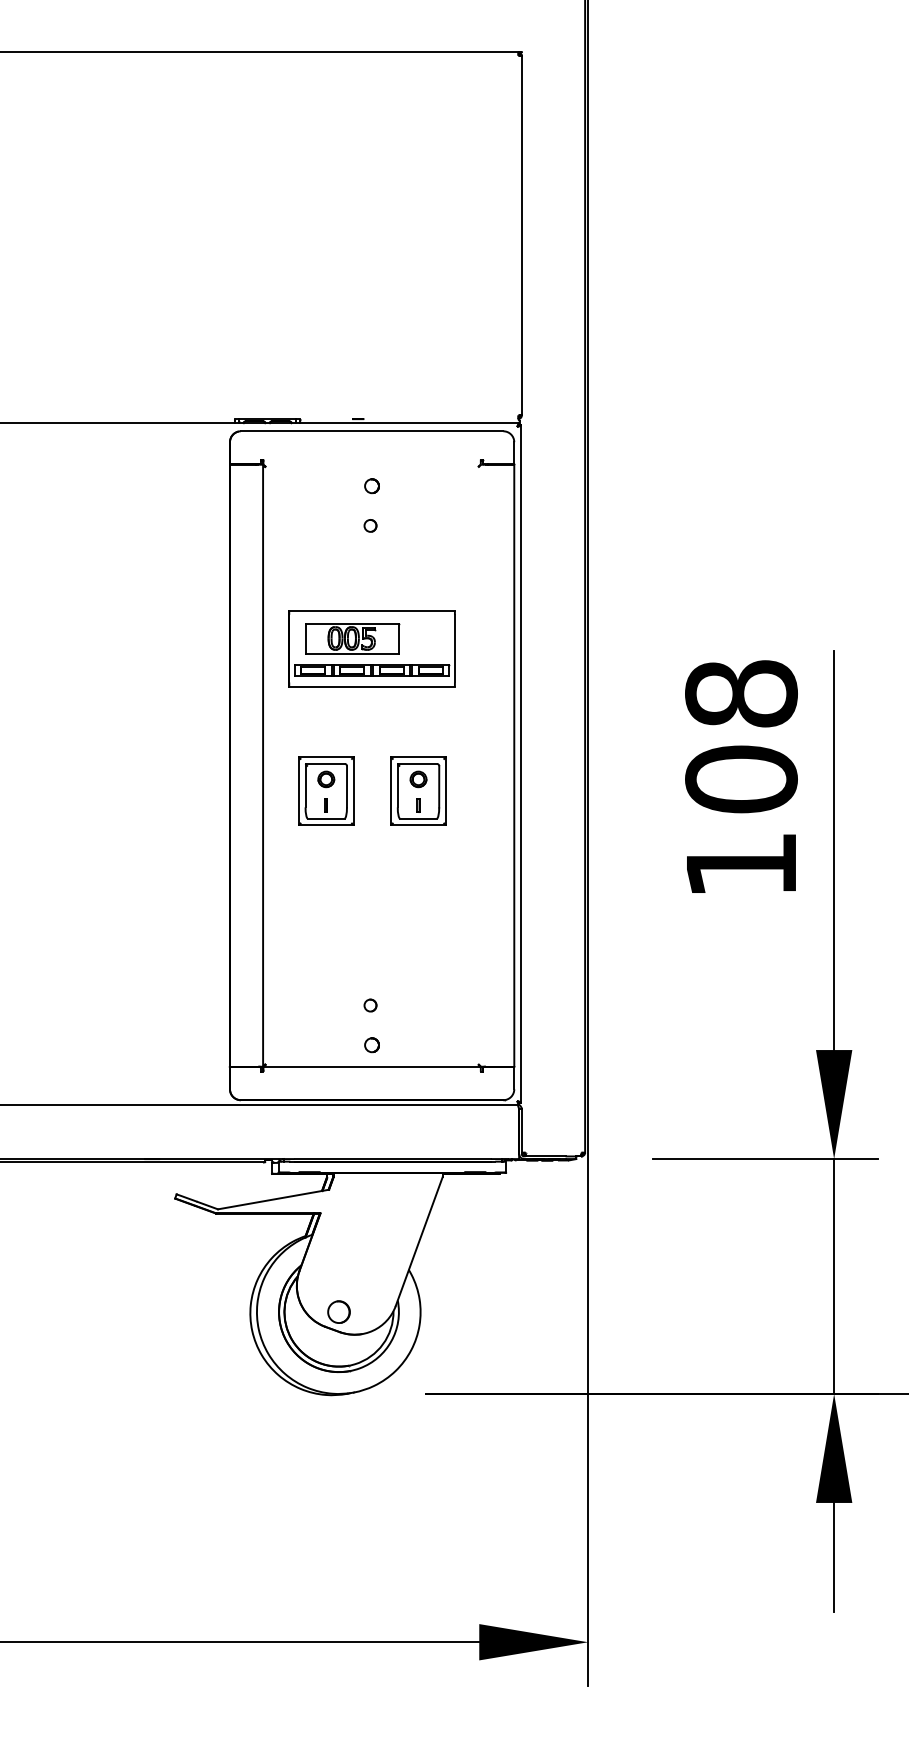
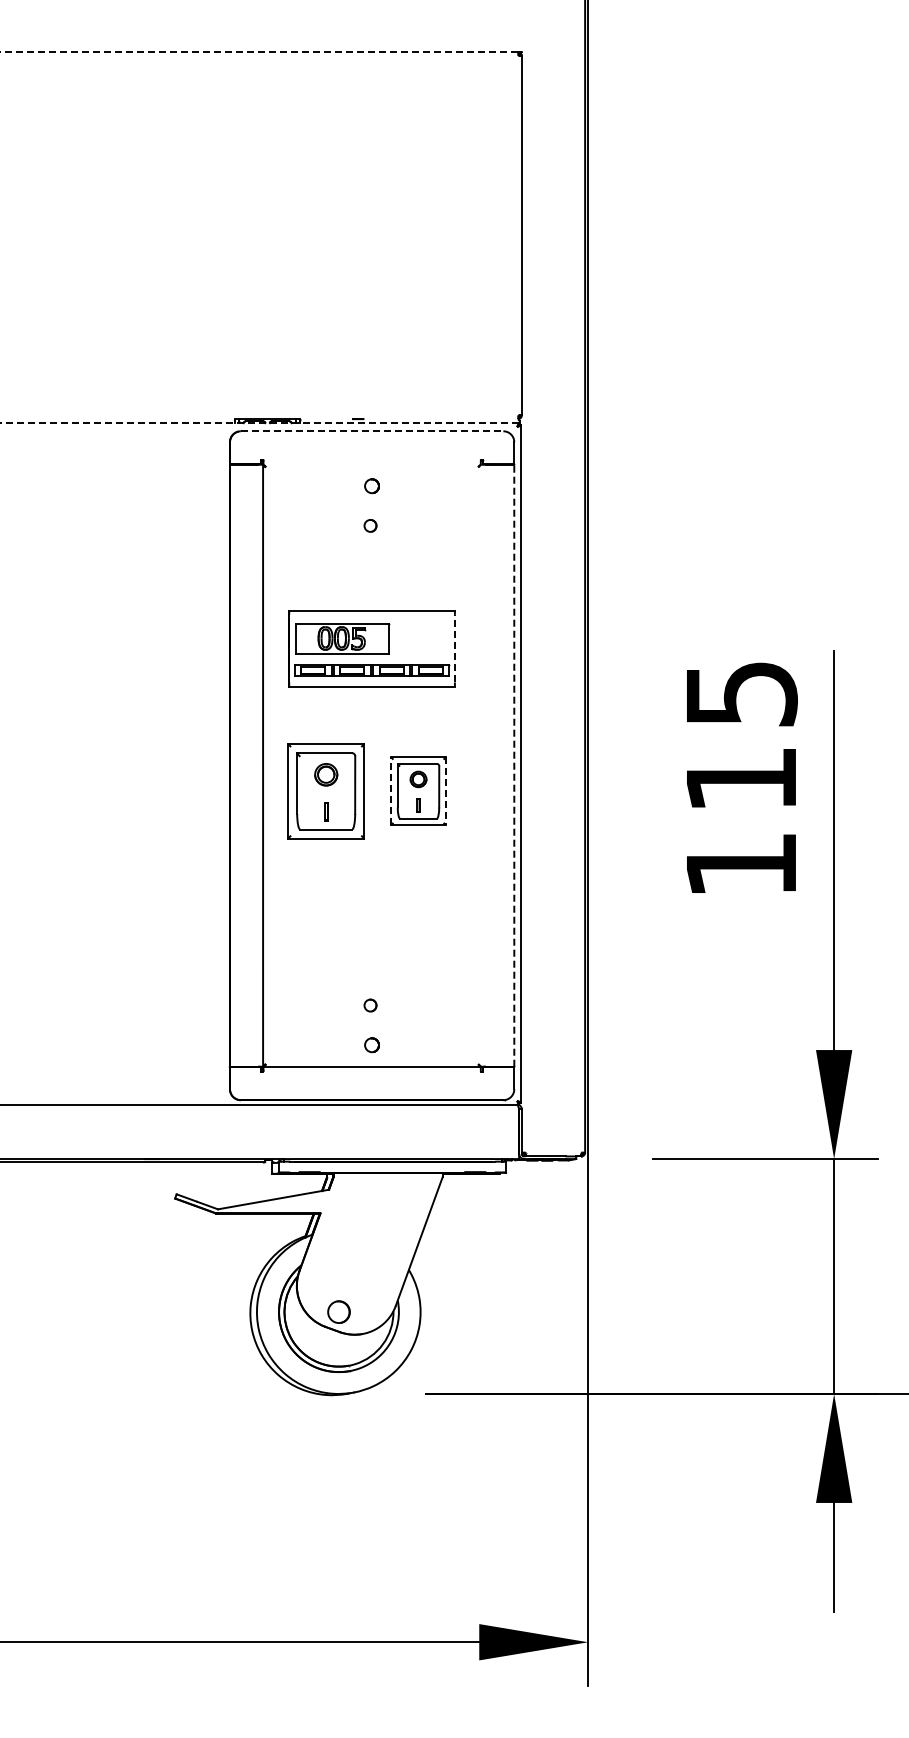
line: solid -> dashed (259, 52)
line: solid -> dashed (259, 423)
line: solid -> dashed (372, 431)
part position: (352, 638) -> (342, 638) (342, 638)
line: solid -> dashed (454, 648)
text: 108 -> 115 (741, 736)
line: solid -> dashed (514, 765)
part size: 57x70 px -> 78x97 px (325, 791)
line: solid -> dashed (391, 791)
line: solid -> dashed (445, 791)
